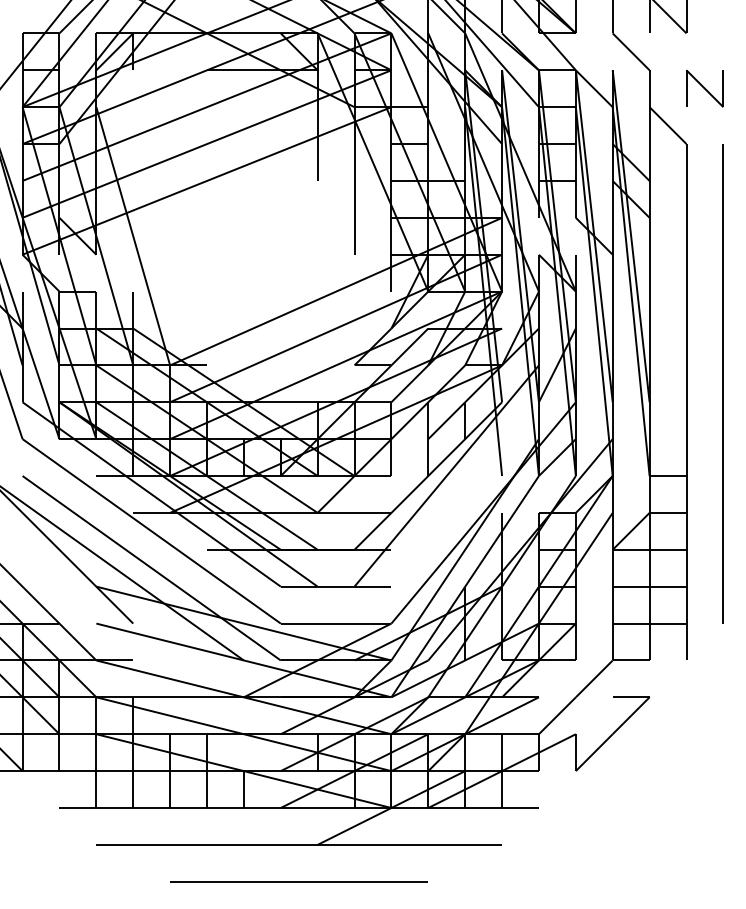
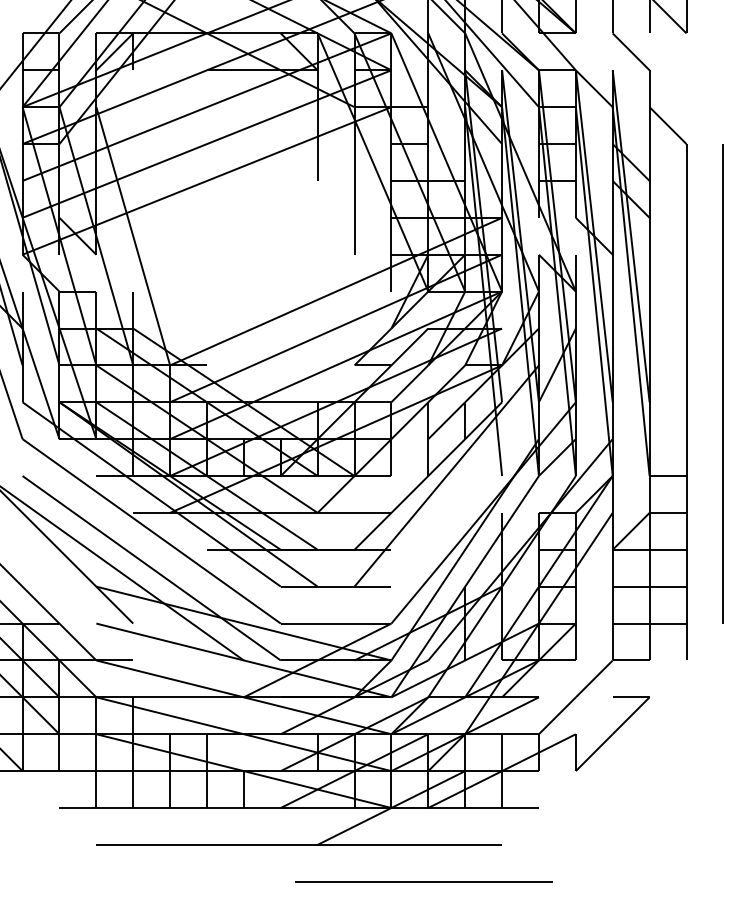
part: present -> none (704, 88)
line position: (298, 881) -> (423, 881) (423, 881)
